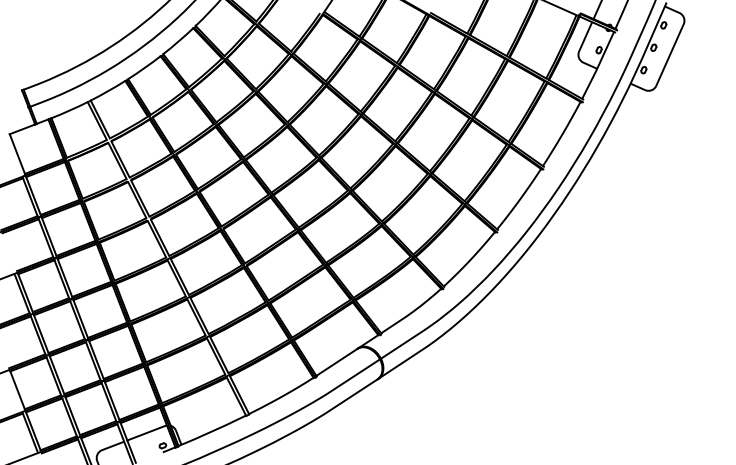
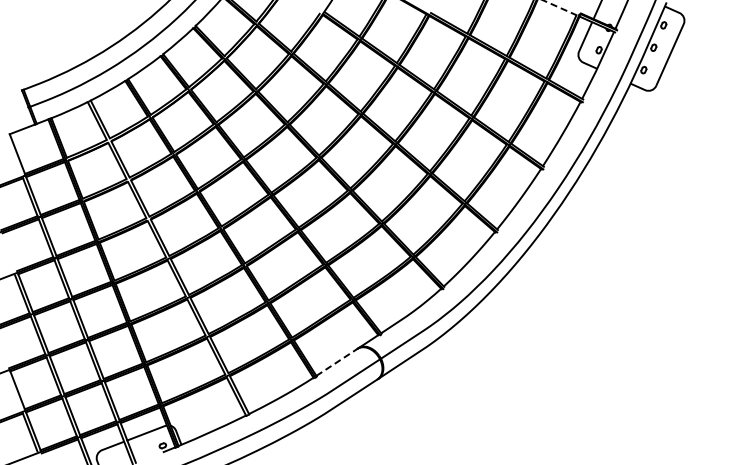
line: solid -> dashed (560, 7)
line: solid -> dashed (336, 362)
